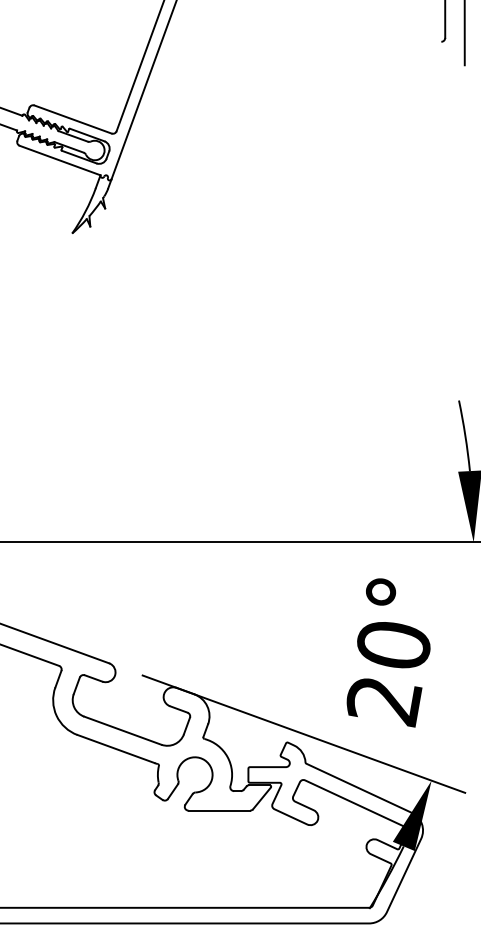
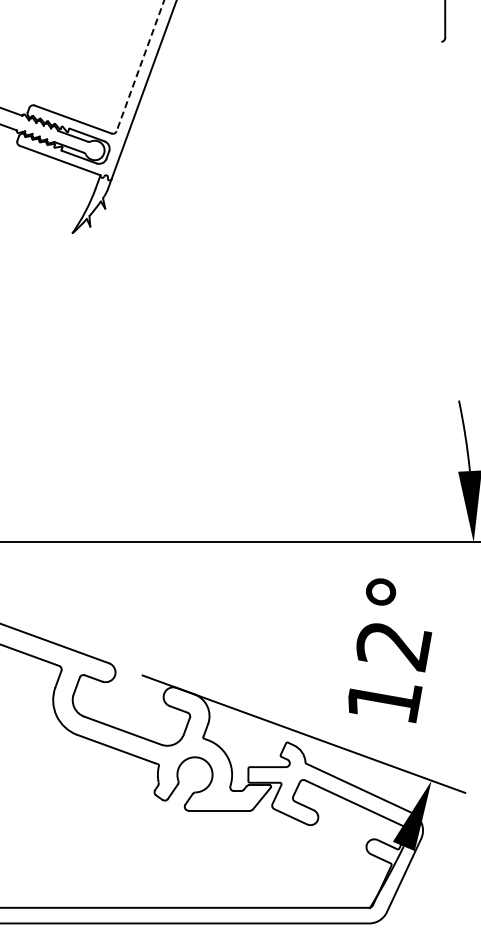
line: present -> none (464, 33)
line: solid -> dashed (140, 66)
text: 20° -> 12° (389, 674)
